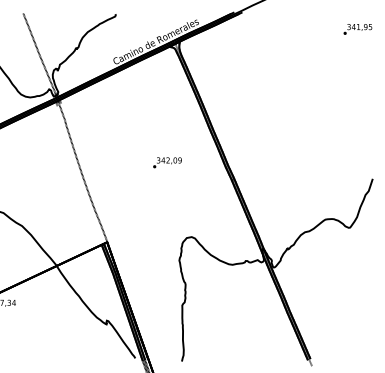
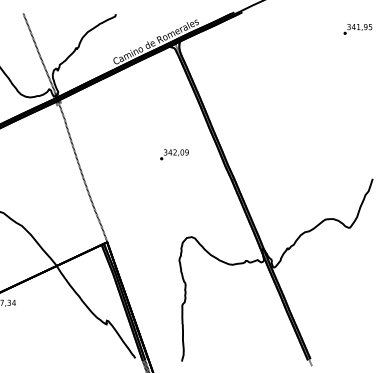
text position: (167, 162) -> (174, 154) (174, 154)
